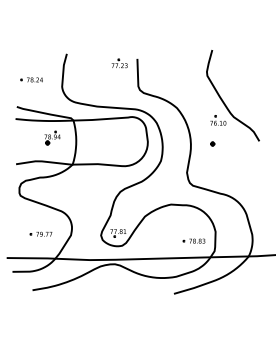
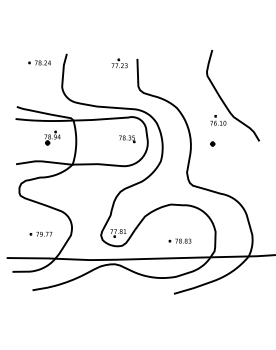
part position: (31, 79) -> (39, 62) (39, 62)
part: none -> present (127, 139)
part position: (193, 240) -> (179, 240) (179, 240)
